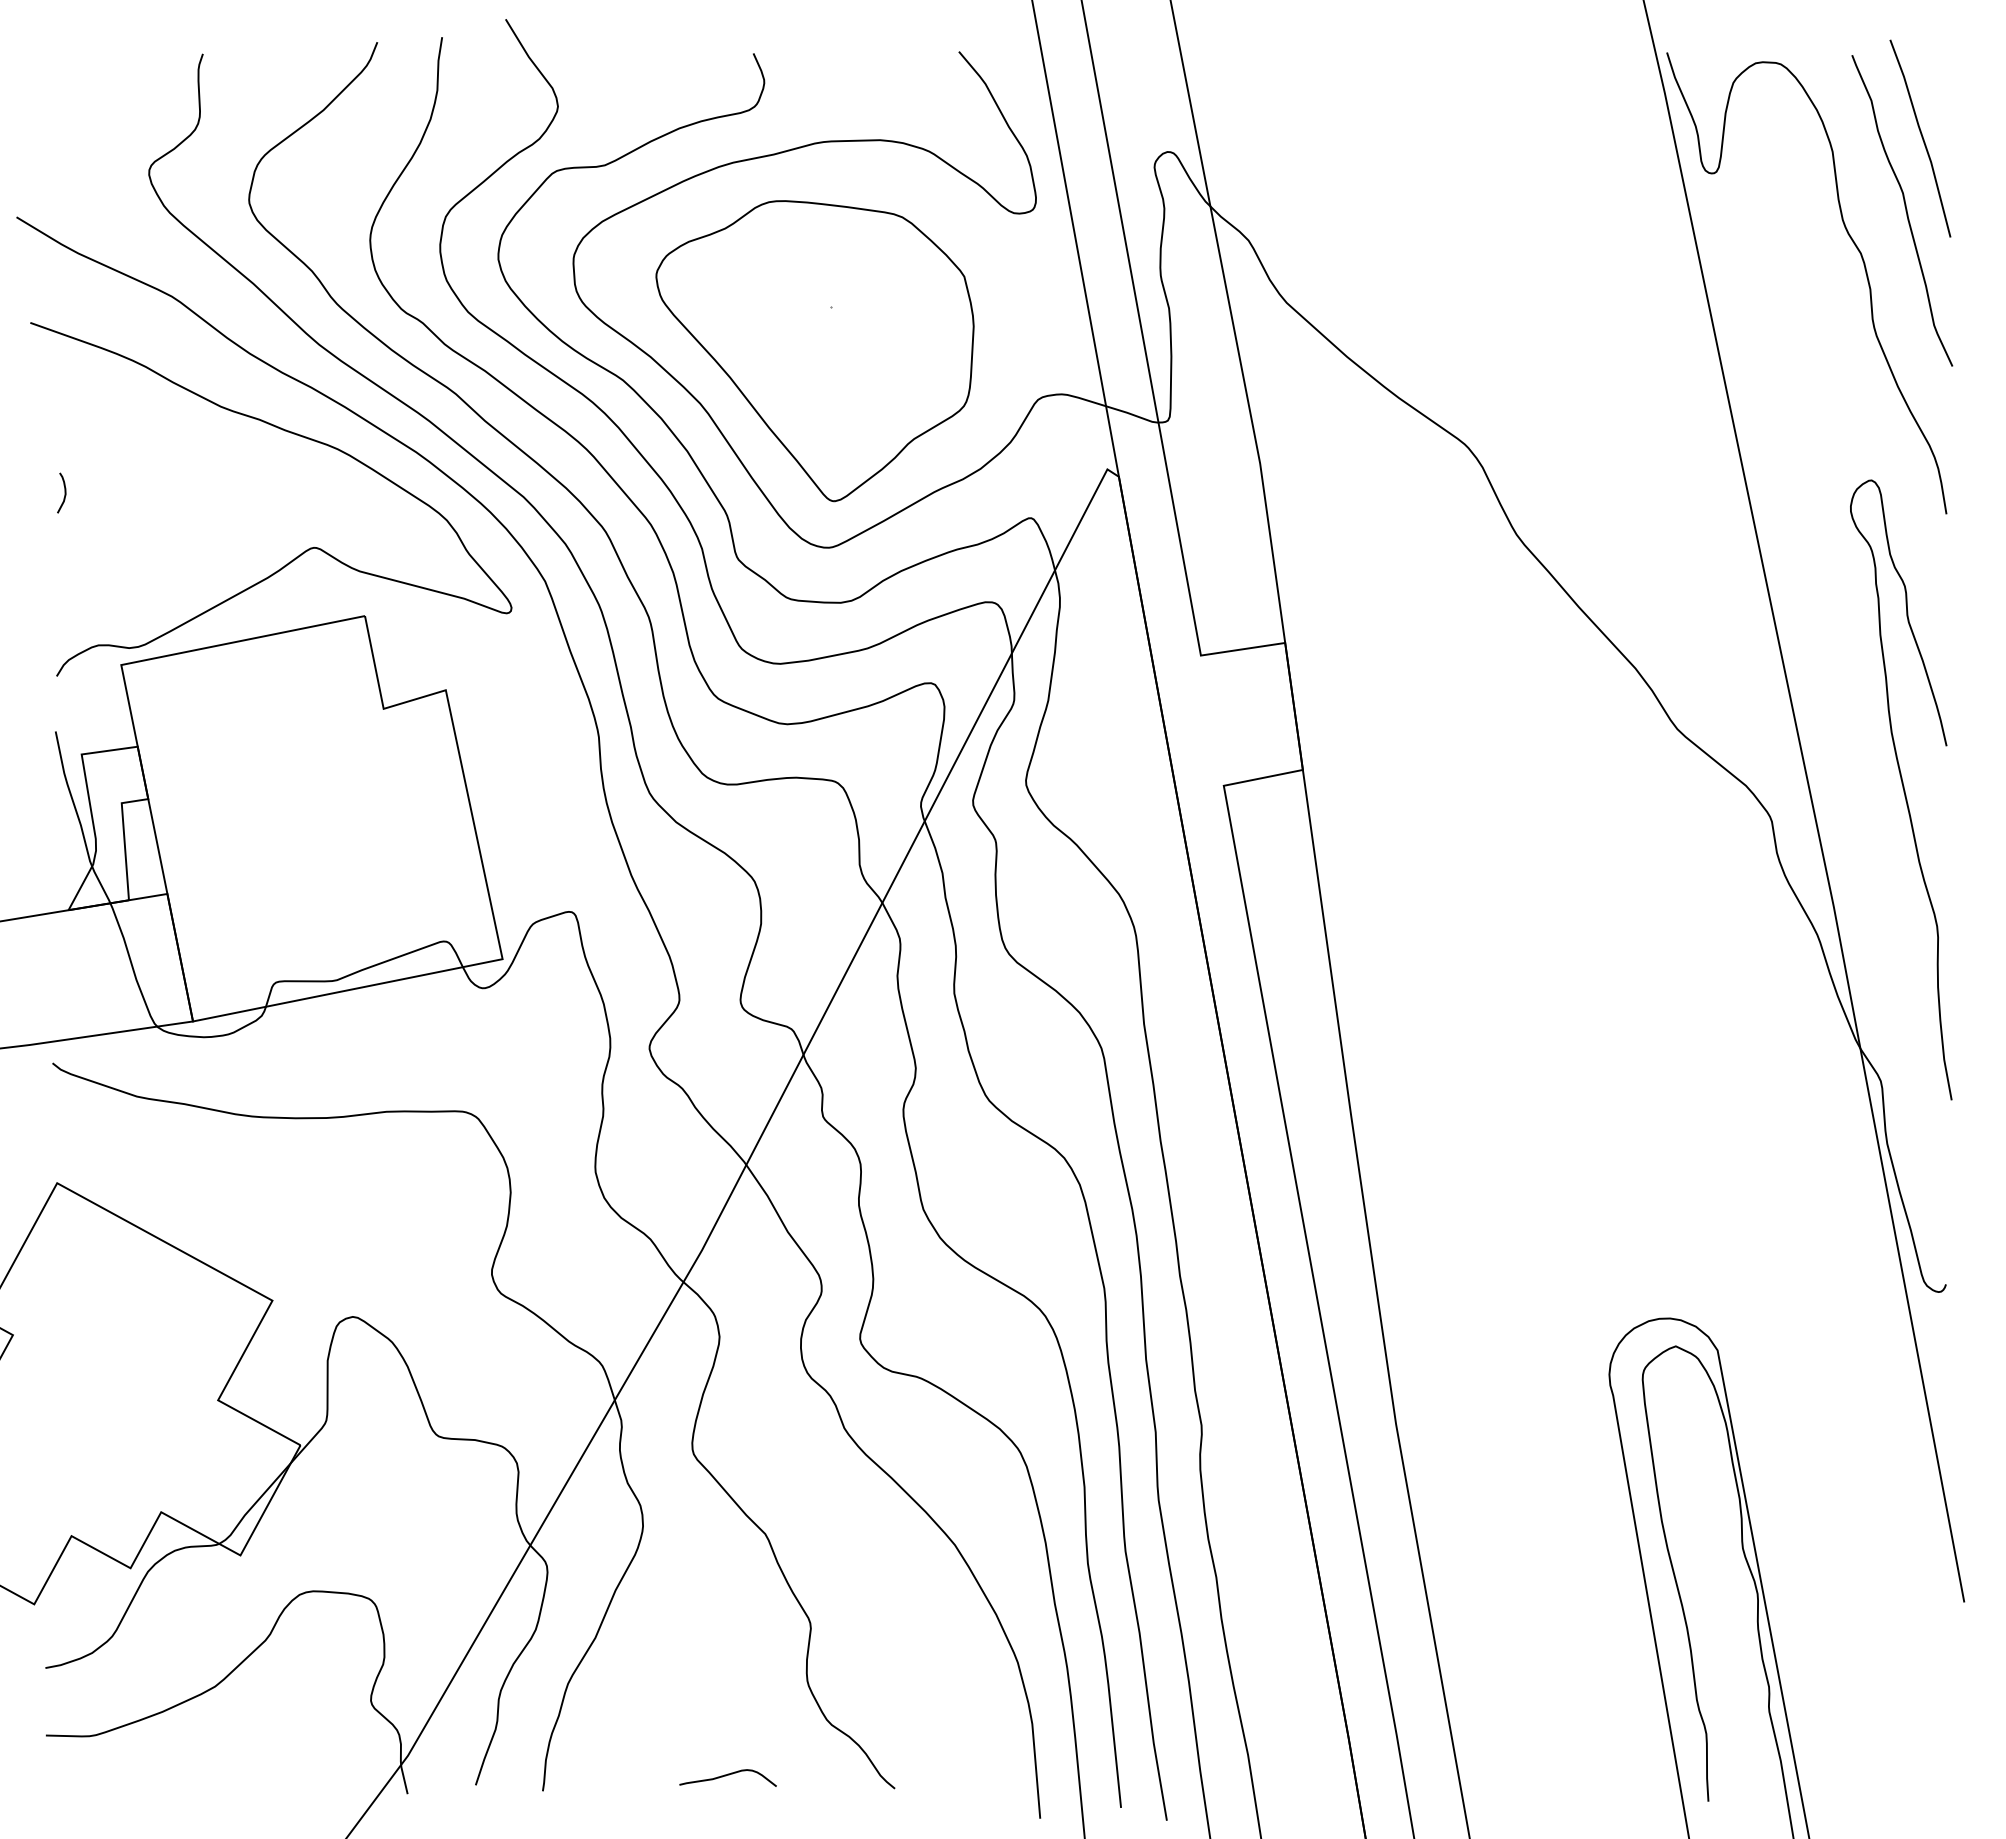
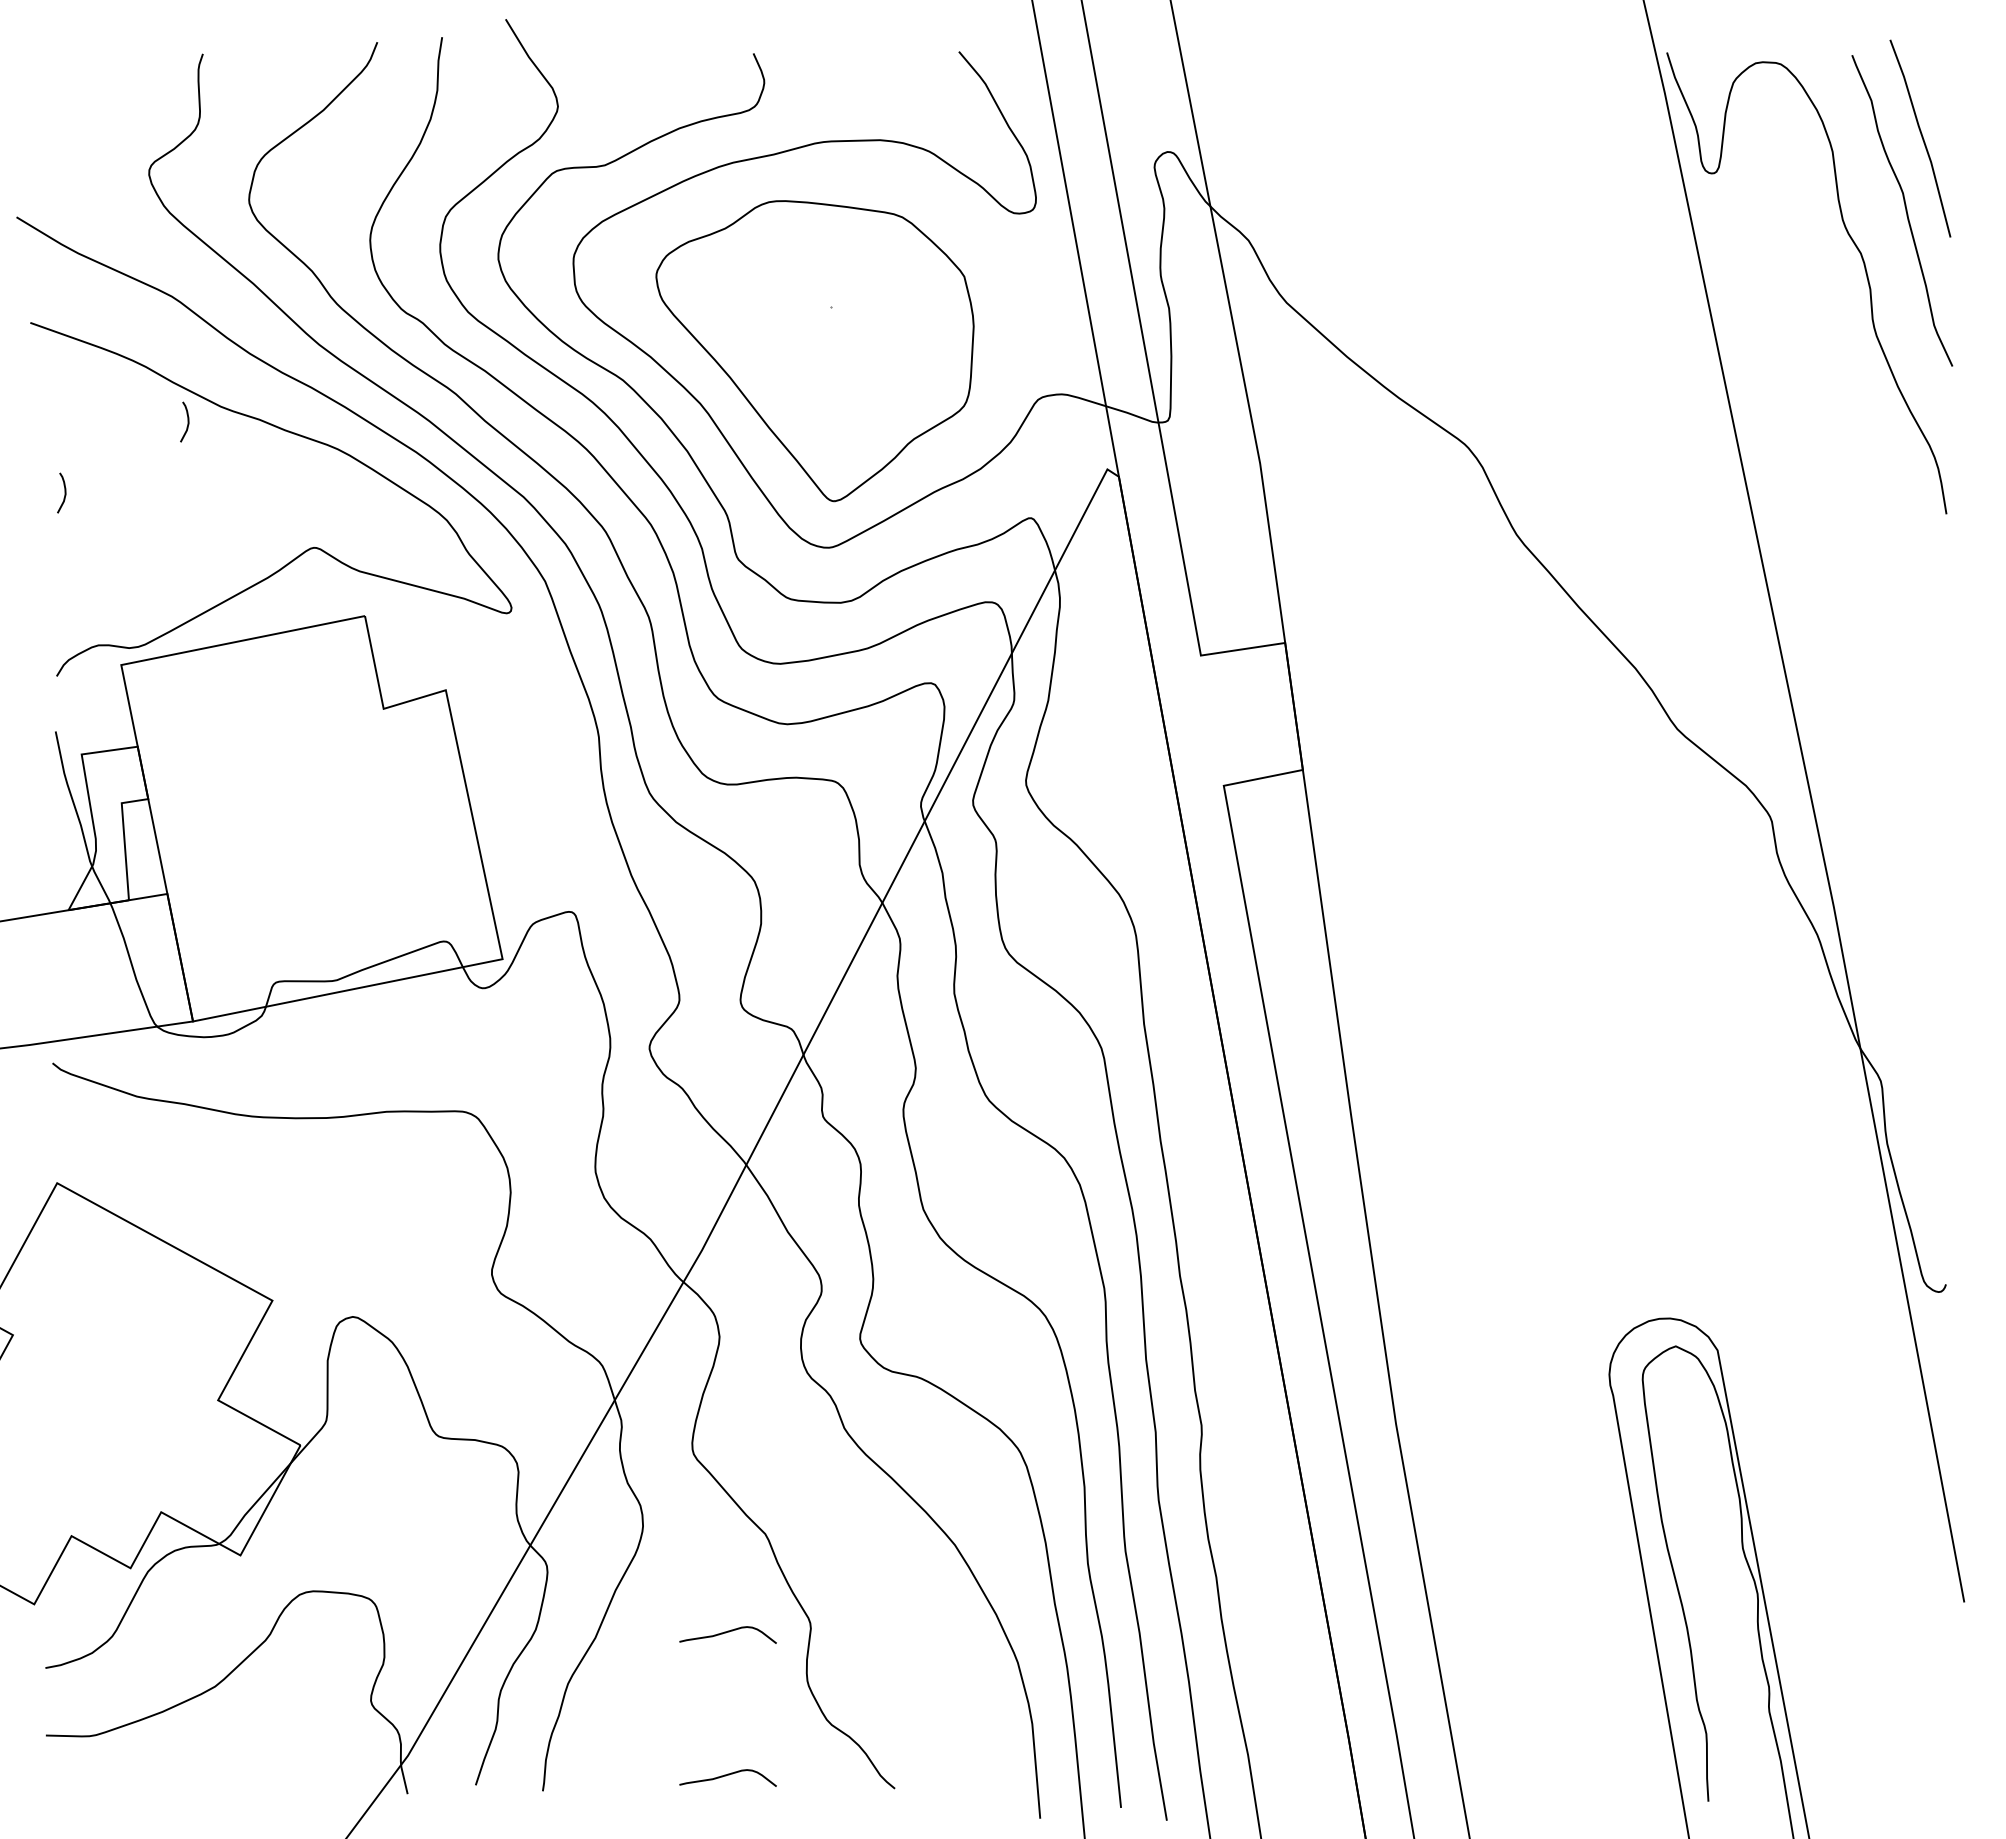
curve: none -> present (187, 421)
curve: present -> none (1902, 788)
curve: none -> present (726, 1633)
